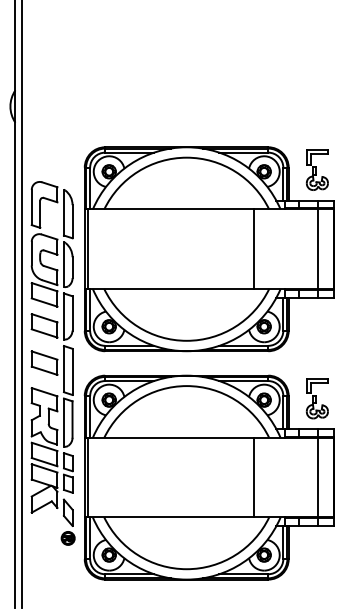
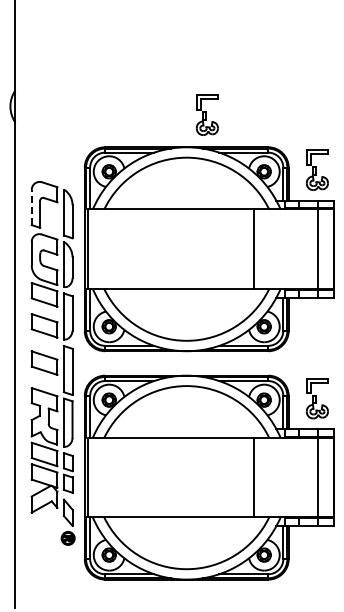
part: none -> present (206, 114)
line: solid -> dashed (31, 207)
line: present -> none (21, 304)
